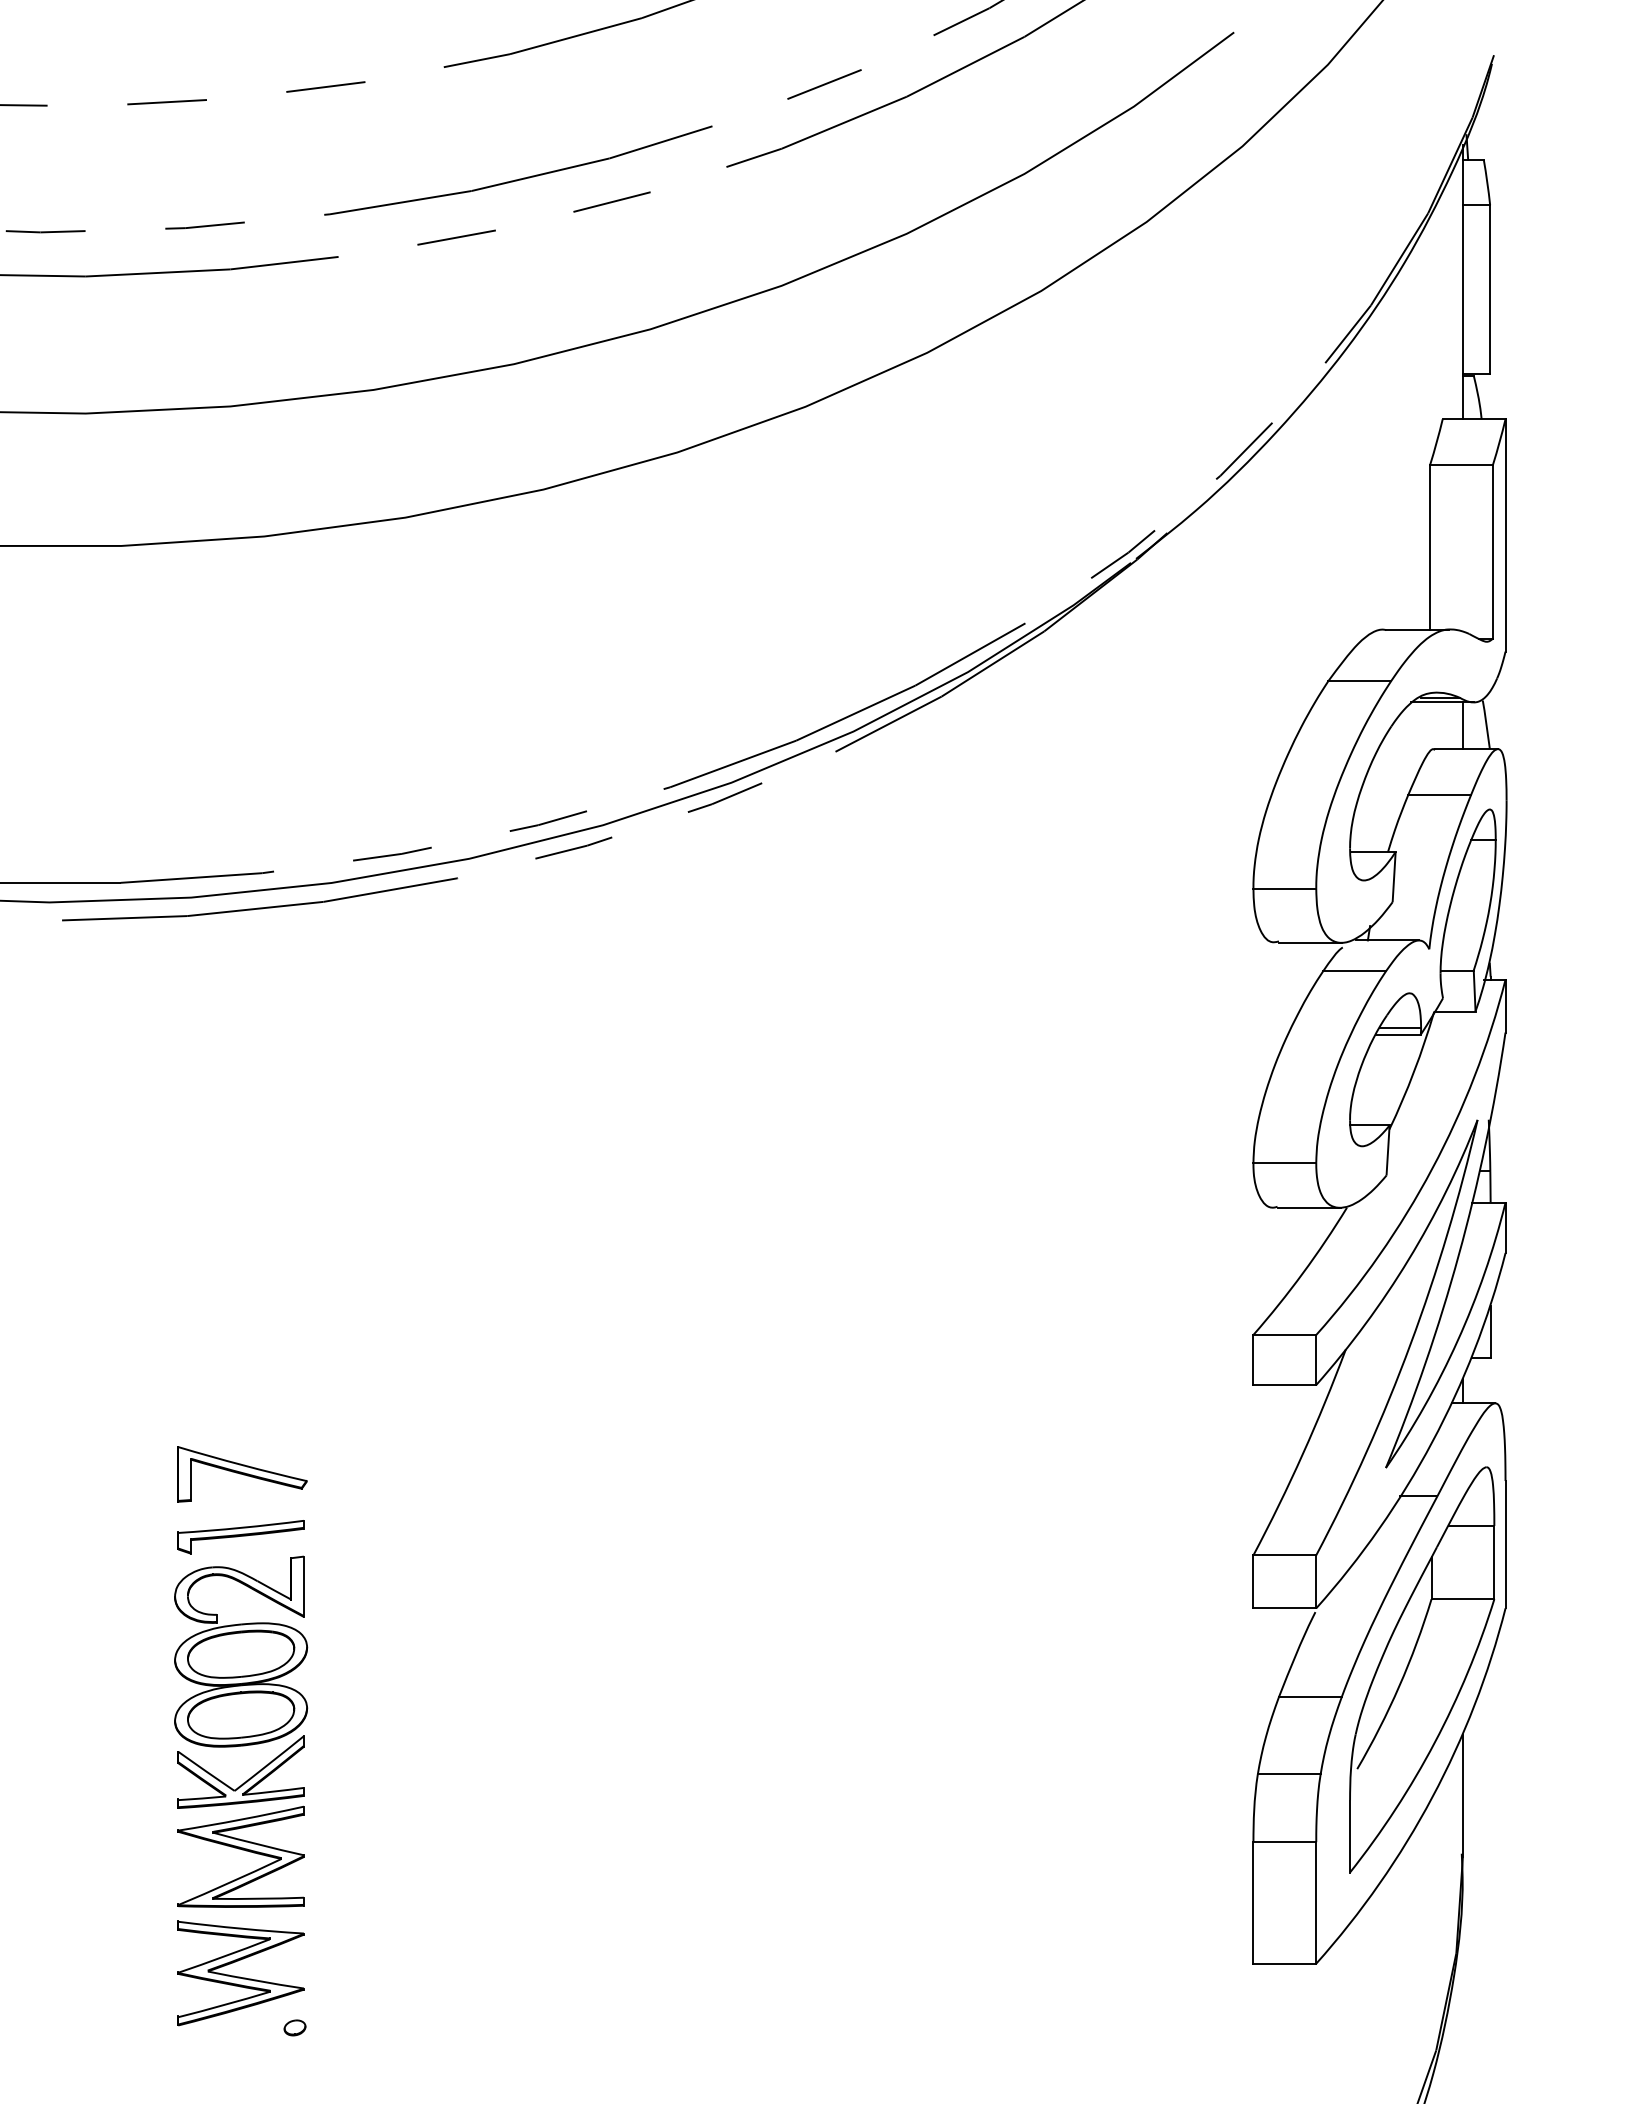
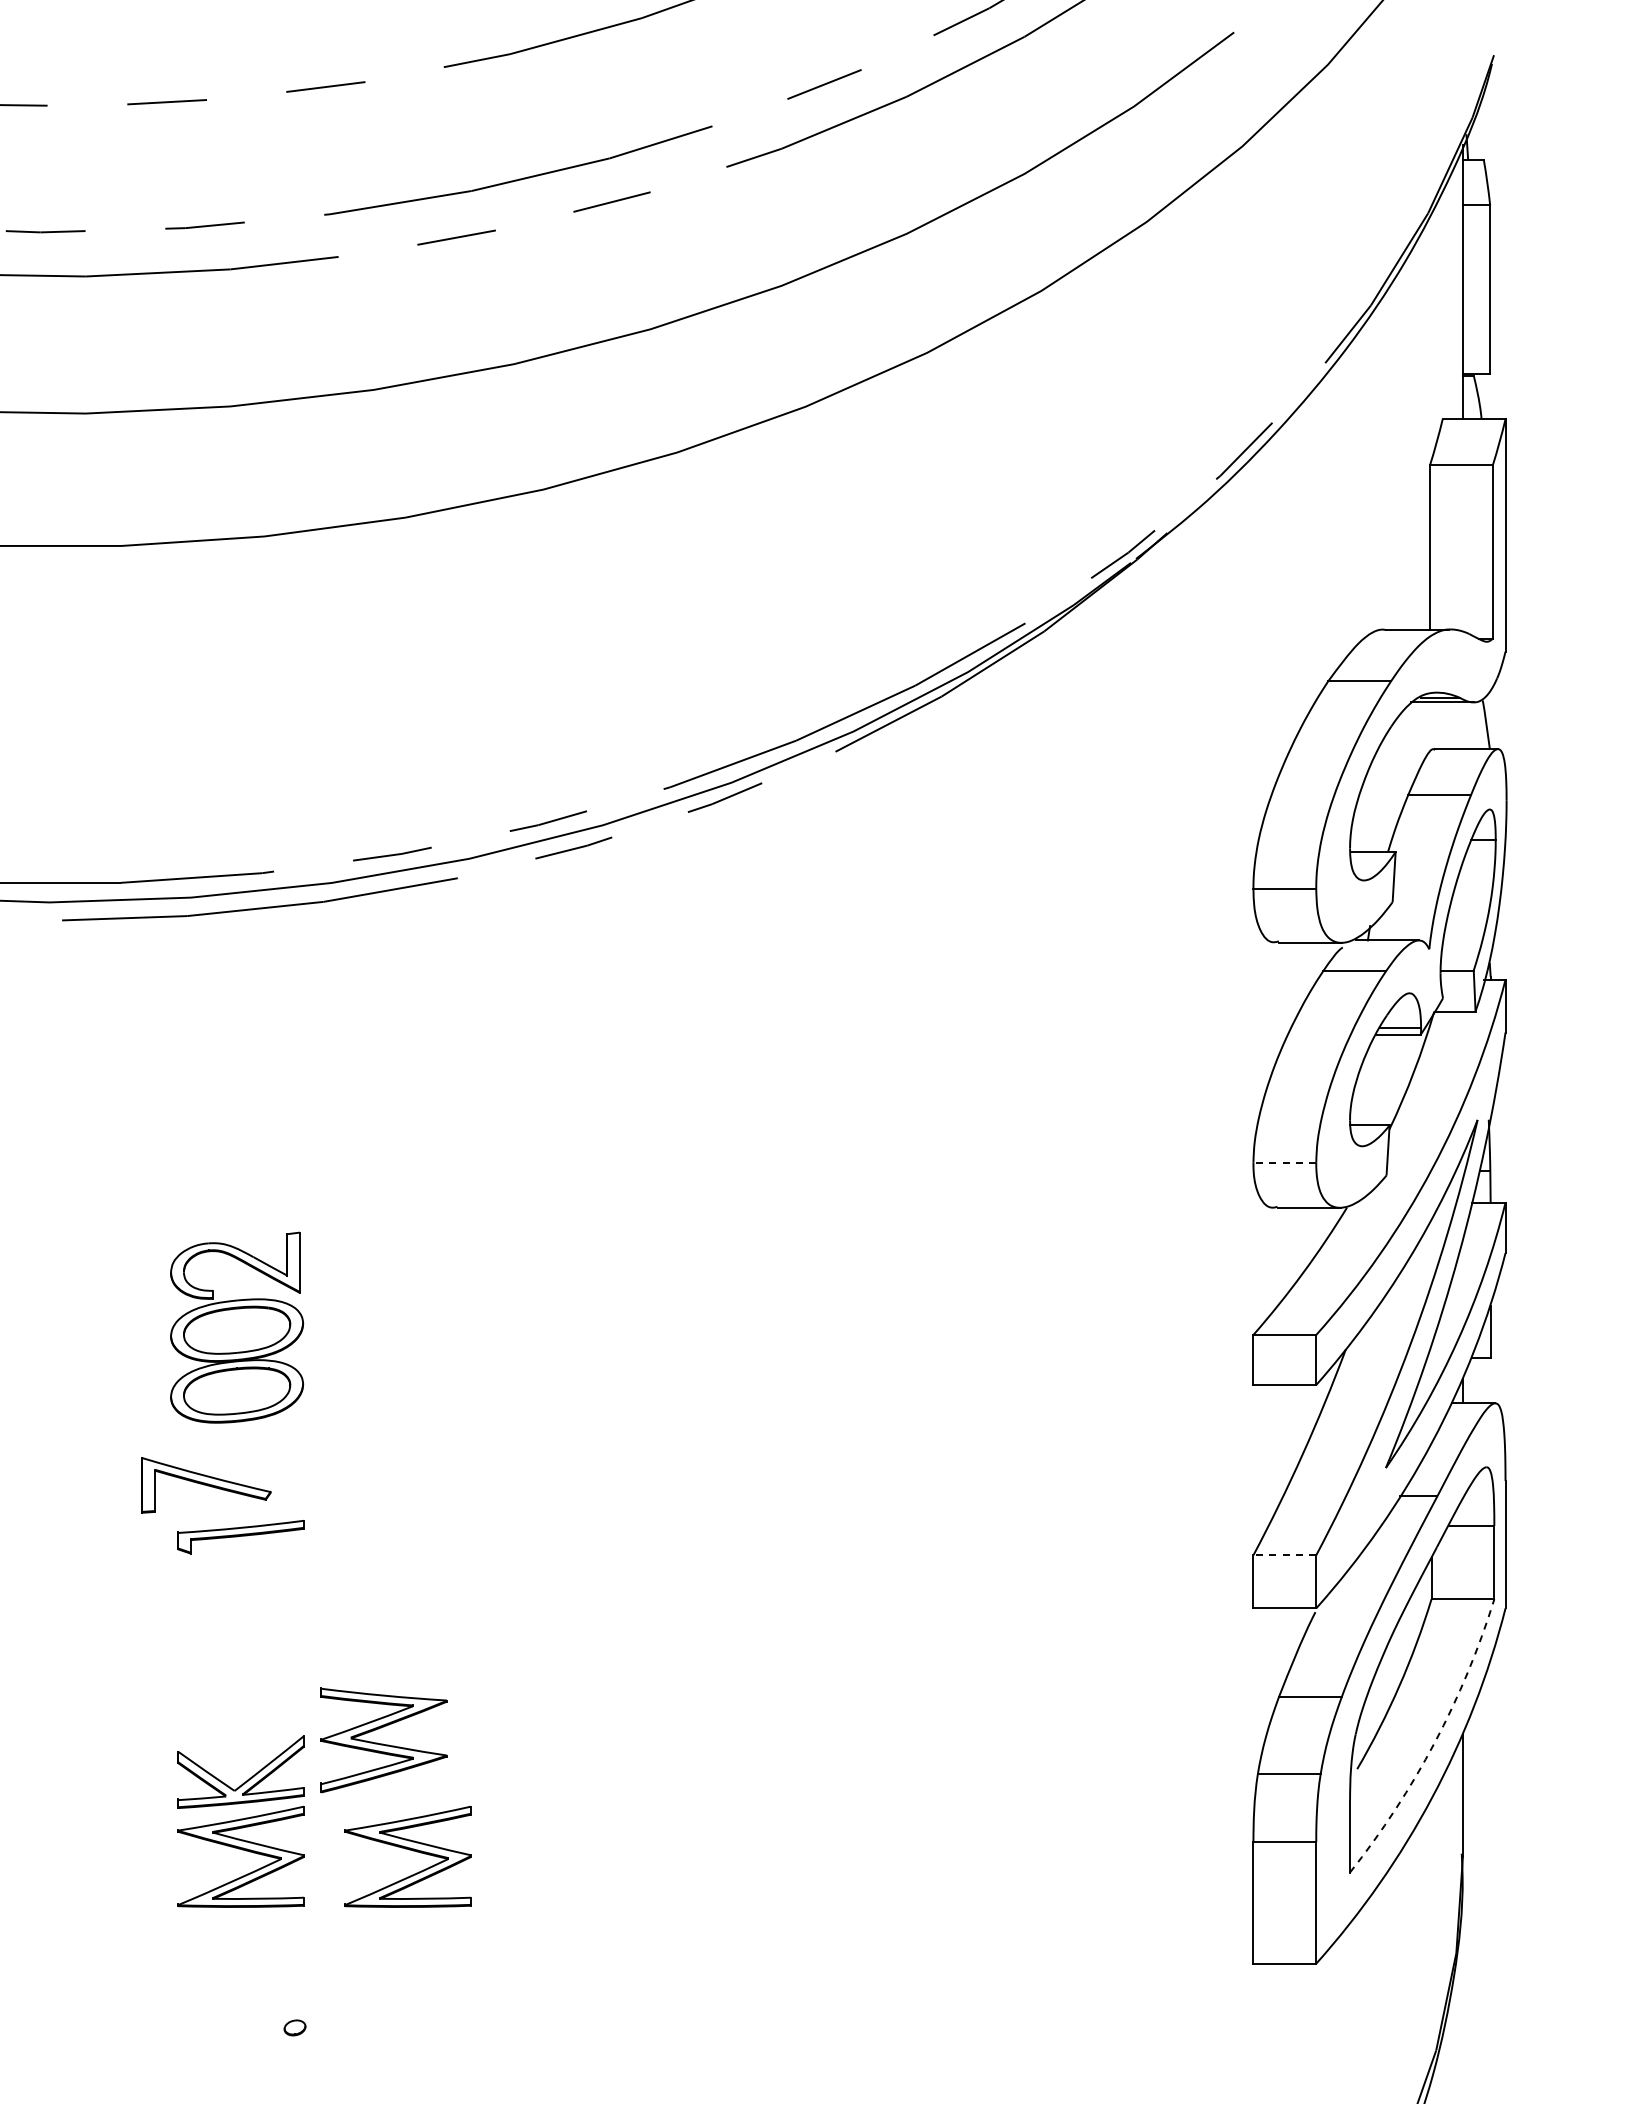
line: present -> none (1462, 725)
line: solid -> dashed (1284, 1162)
part position: (242, 1474) -> (206, 1485) (206, 1485)
line: solid -> dashed (1284, 1555)
part position: (241, 1651) -> (237, 1327) (237, 1327)
arc: solid -> dashed (1434, 1742)
part: none -> present (409, 1850)
part position: (240, 1973) -> (383, 1740) (383, 1740)
